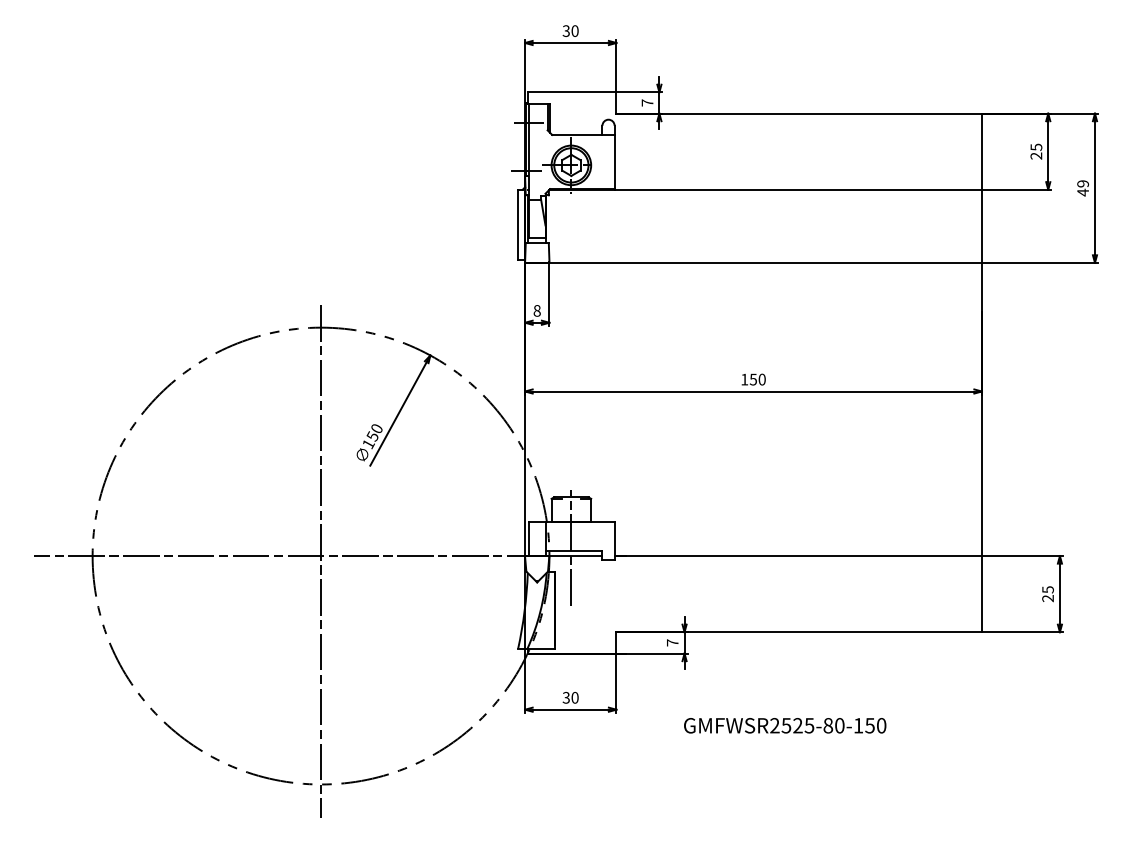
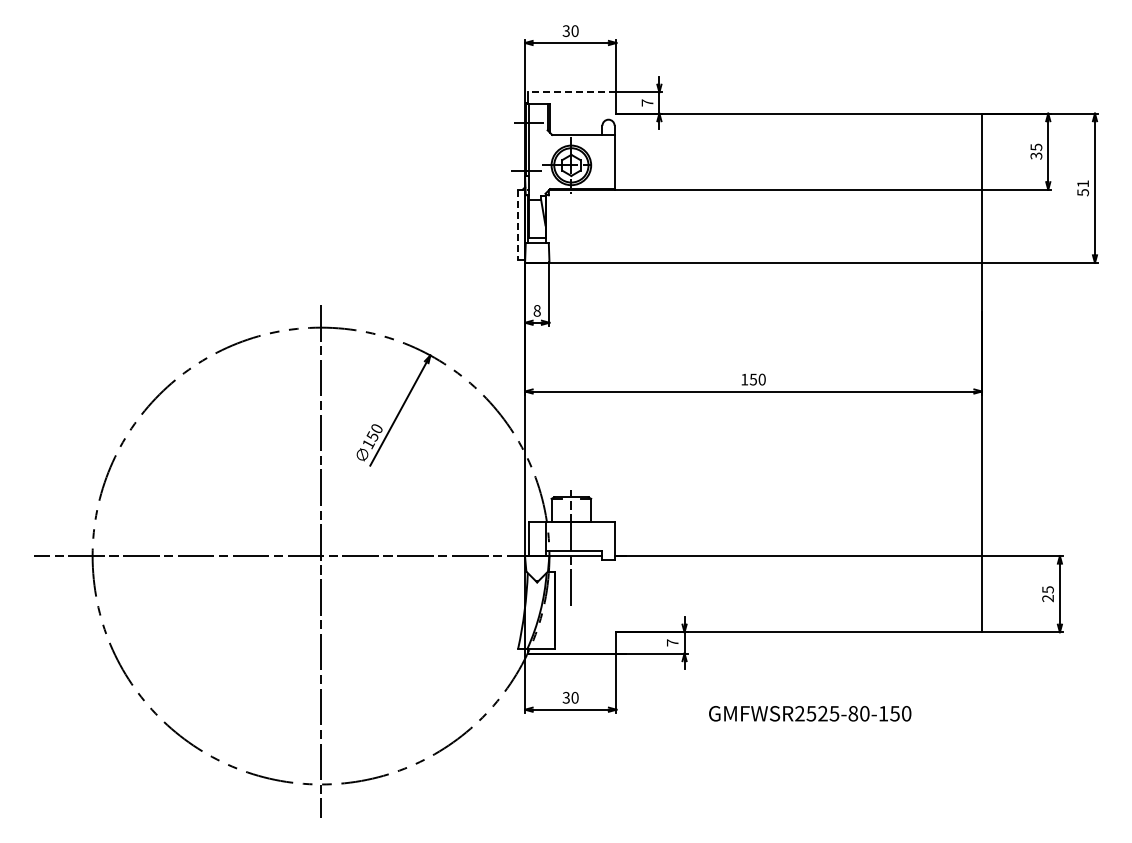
line: solid -> dashed (571, 92)
text: 25 -> 35 (1036, 155)
text: 49 -> 51 (1083, 188)
line: solid -> dashed (518, 225)
text position: (785, 725) -> (810, 713) (810, 713)
